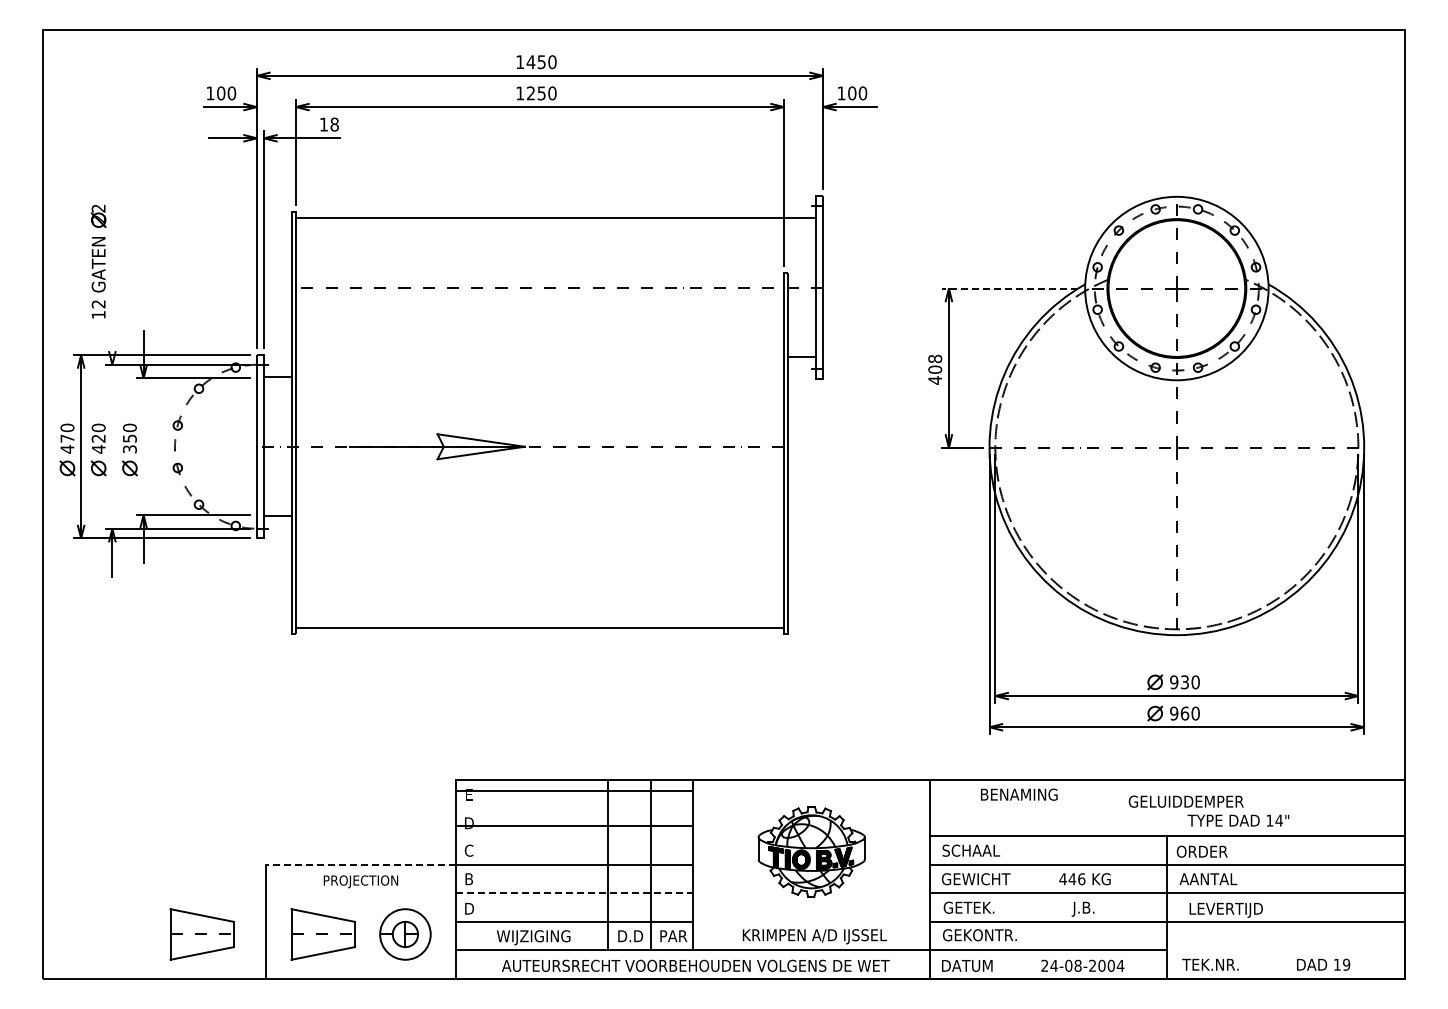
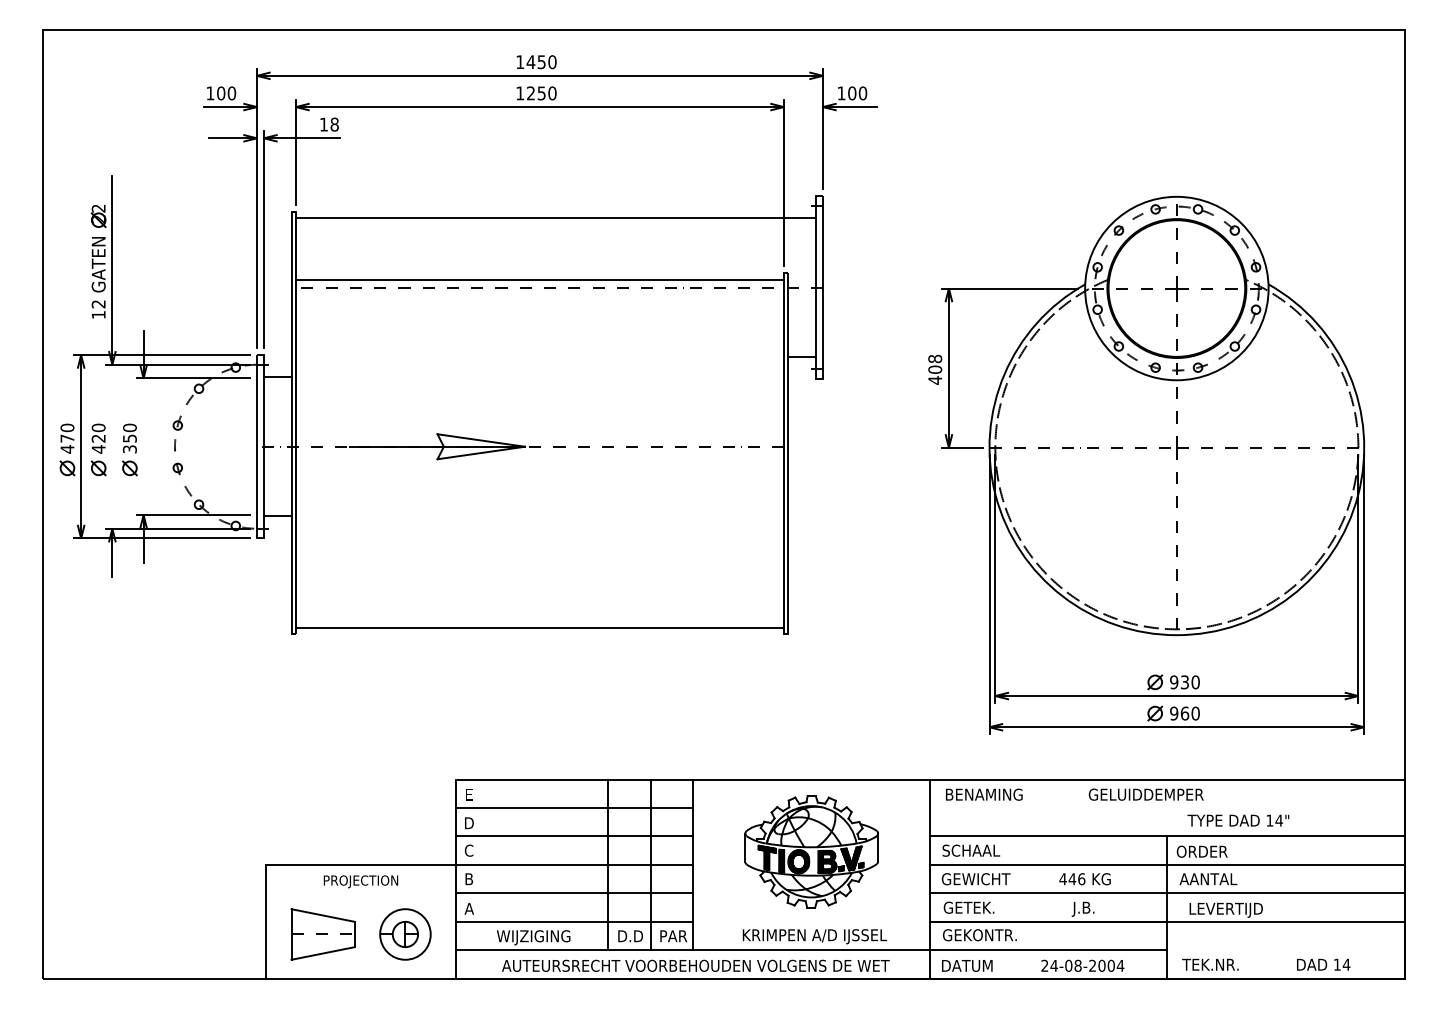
line: none -> present (112, 269)
line: none -> present (539, 279)
line: dashed -> solid (1009, 288)
line position: (574, 791) -> (574, 808) (574, 808)
text position: (1019, 794) -> (984, 794) (984, 794)
text position: (1185, 801) -> (1145, 794) (1145, 794)
line position: (574, 826) -> (574, 836) (574, 836)
part size: 109x92 px -> 135x114 px (811, 851)
line: dashed -> solid (361, 864)
line: dashed -> solid (574, 893)
text: D -> A (468, 908)
part: present -> none (201, 934)
text: 19 -> 14 (1346, 964)
